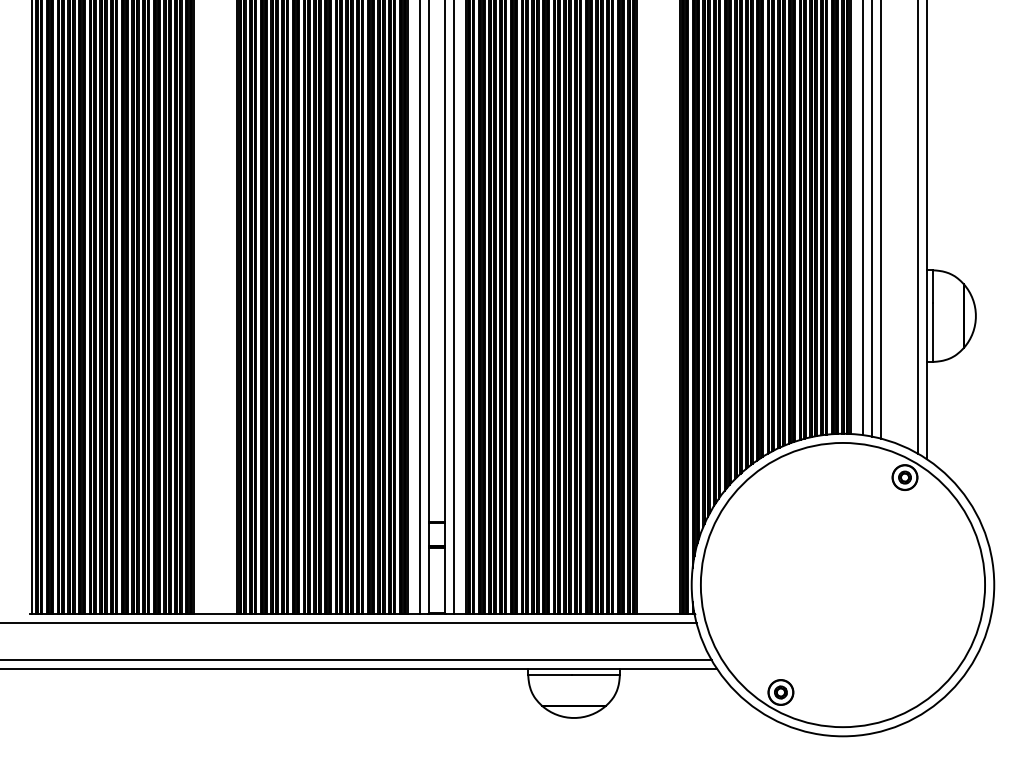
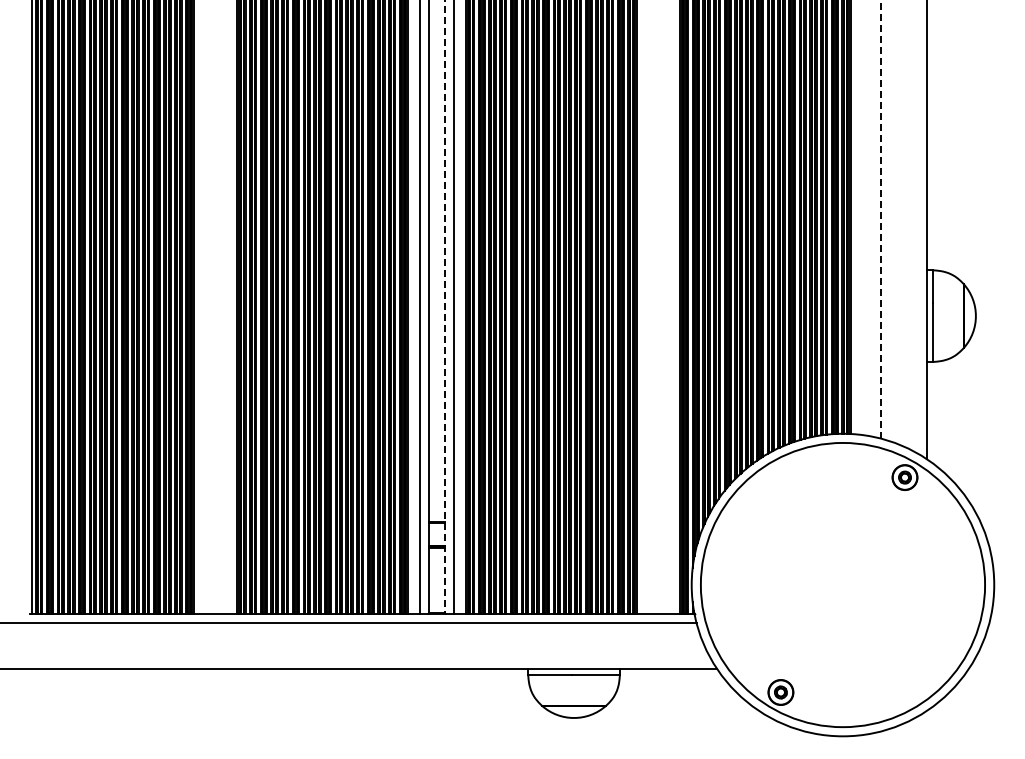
line: present -> none (862, 218)
line: present -> none (872, 219)
line: solid -> dashed (881, 219)
line: present -> none (917, 227)
line: solid -> dashed (444, 307)
line: present -> none (356, 659)
